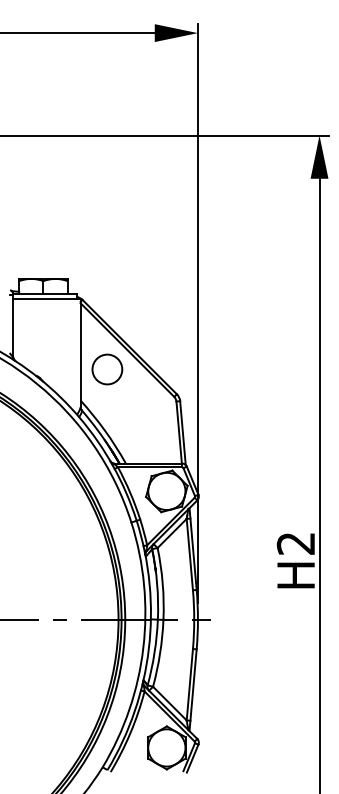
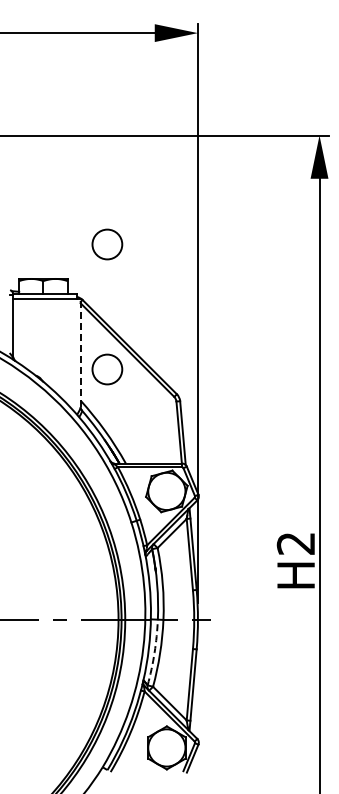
circle: none -> present (107, 244)
line: solid -> dashed (80, 353)
arc: solid -> dashed (154, 652)
